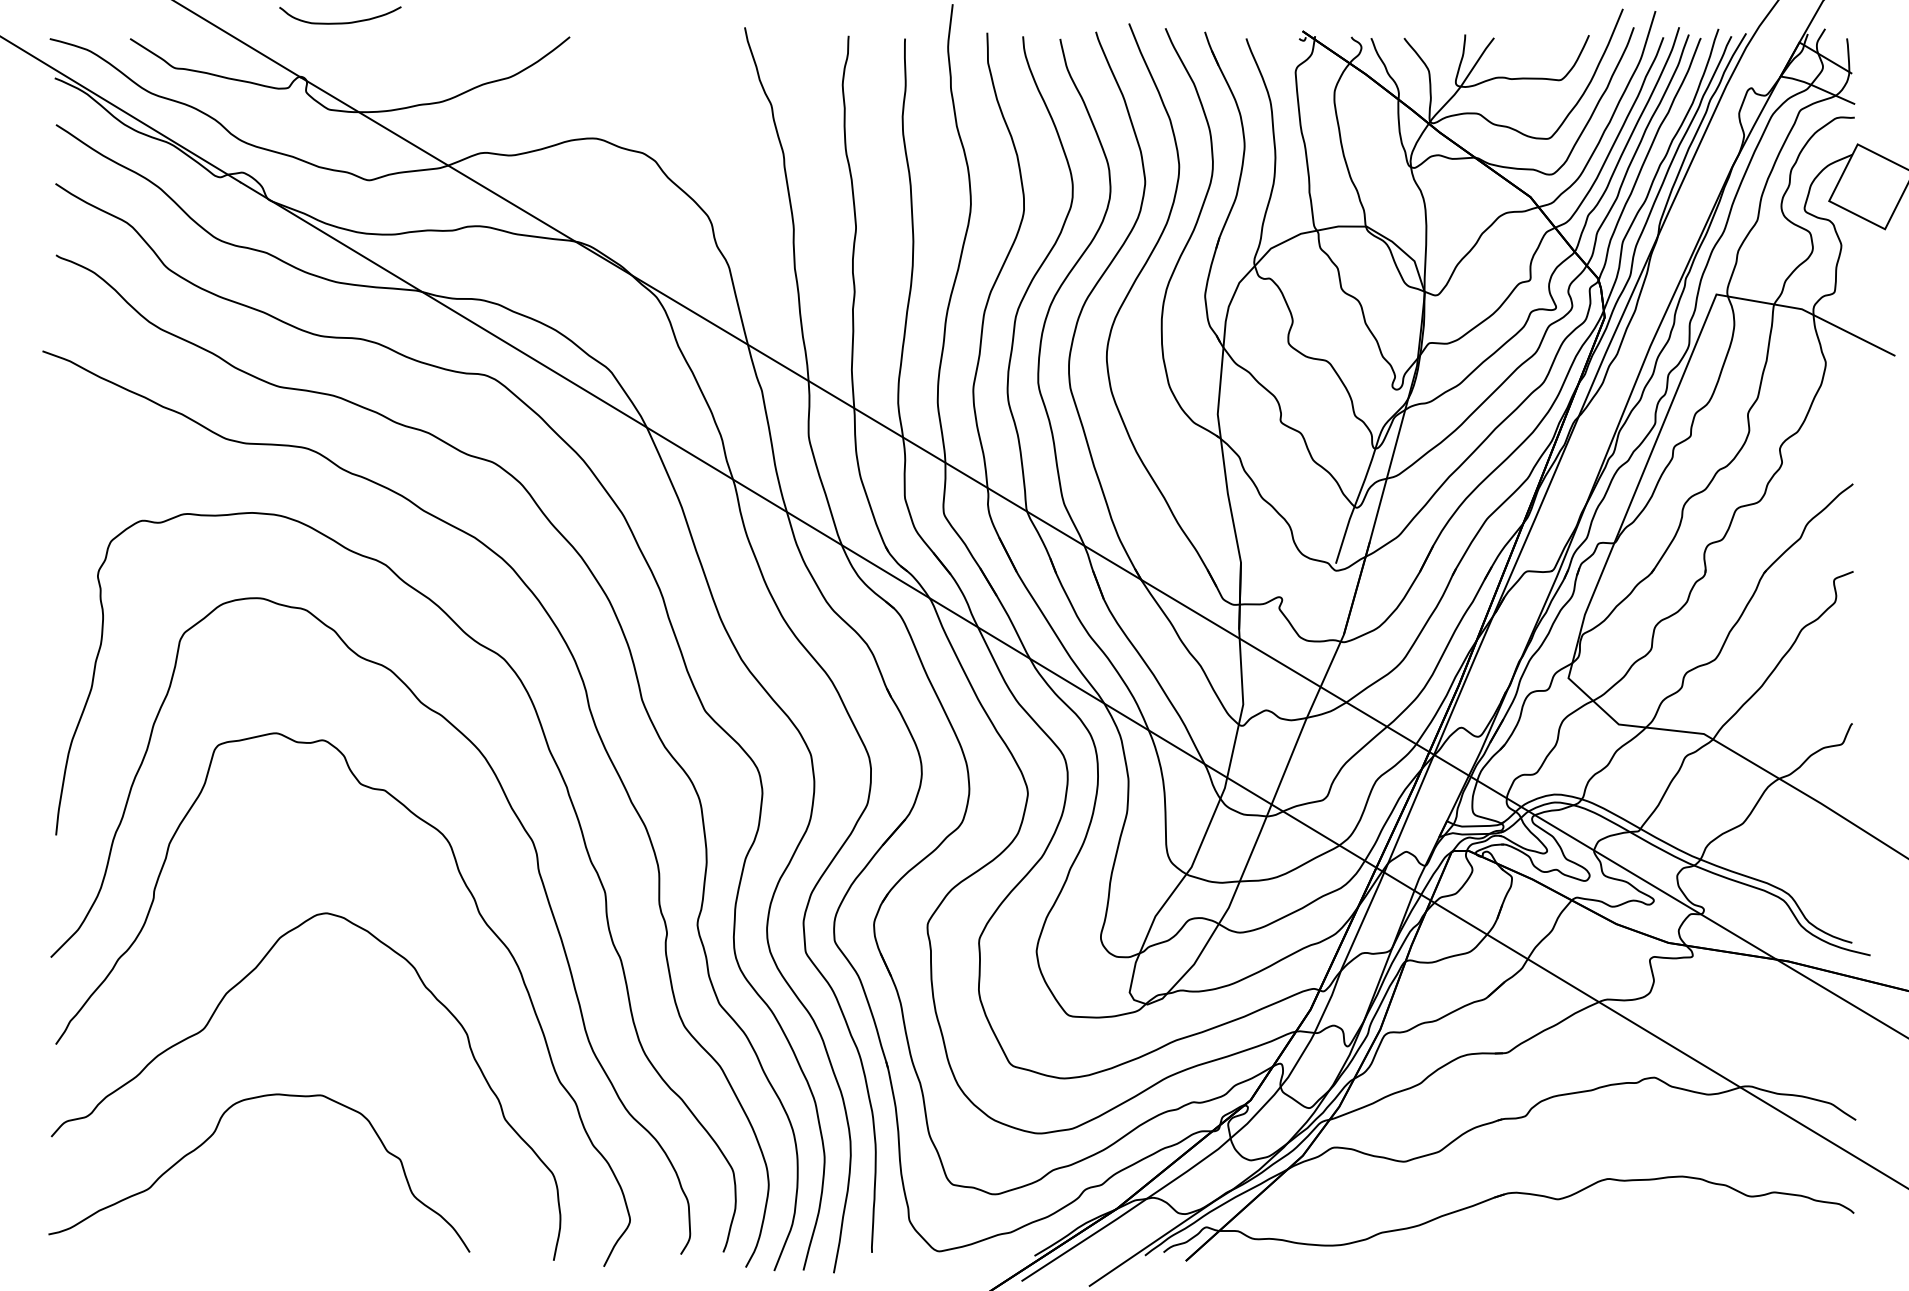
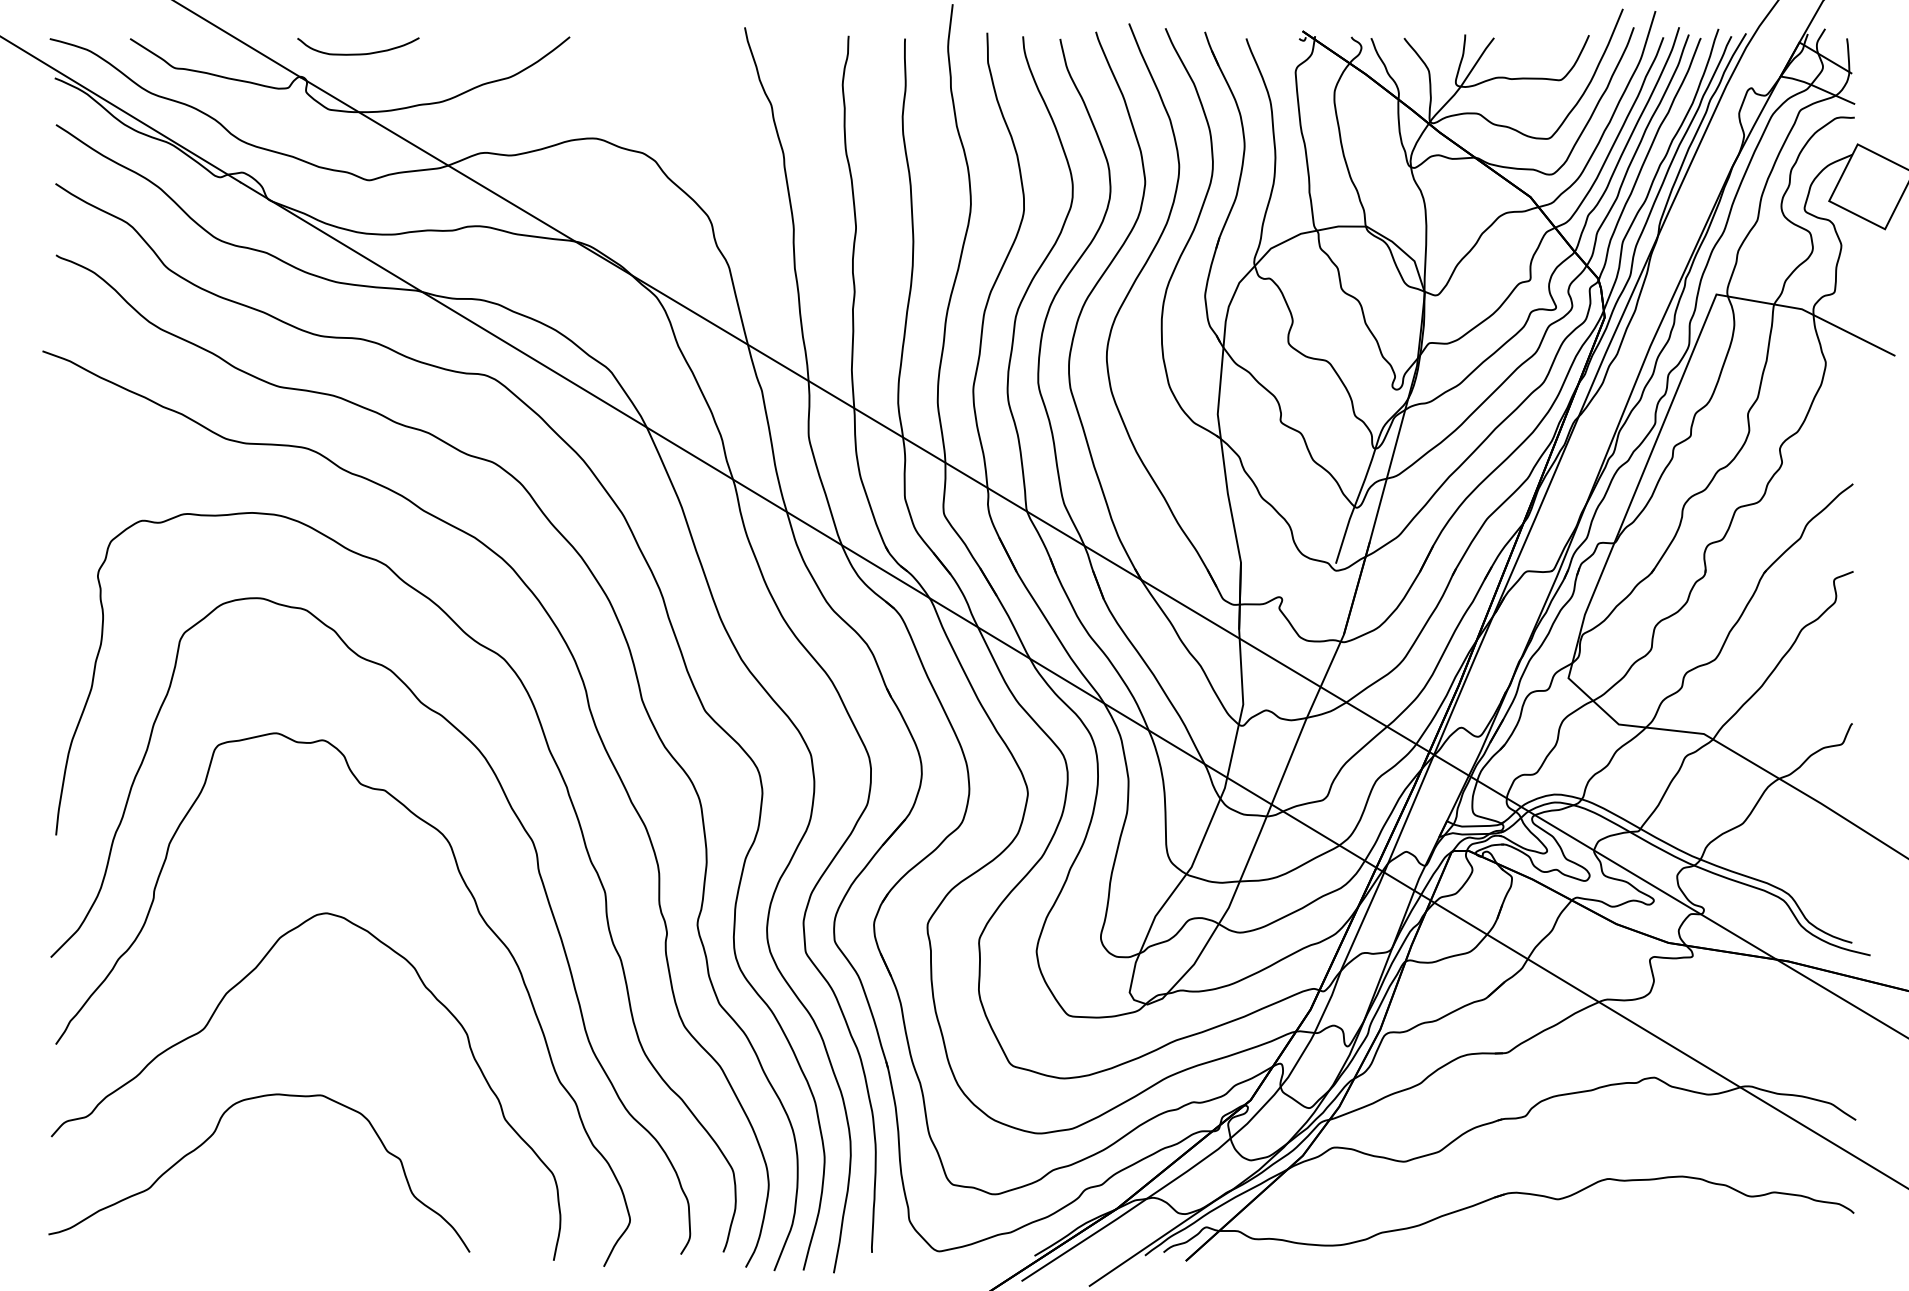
curve position: (340, 22) -> (358, 53) (358, 53)
